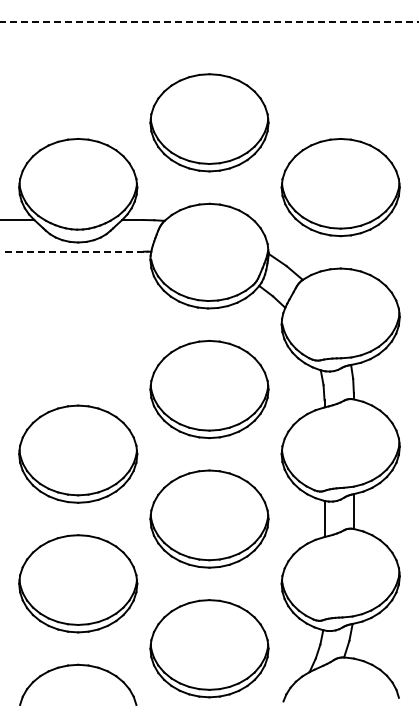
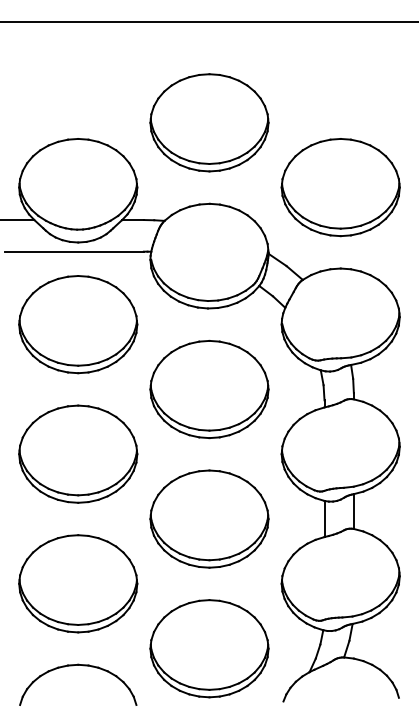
line: dashed -> solid (209, 21)
line: dashed -> solid (74, 251)
part: none -> present (78, 324)
